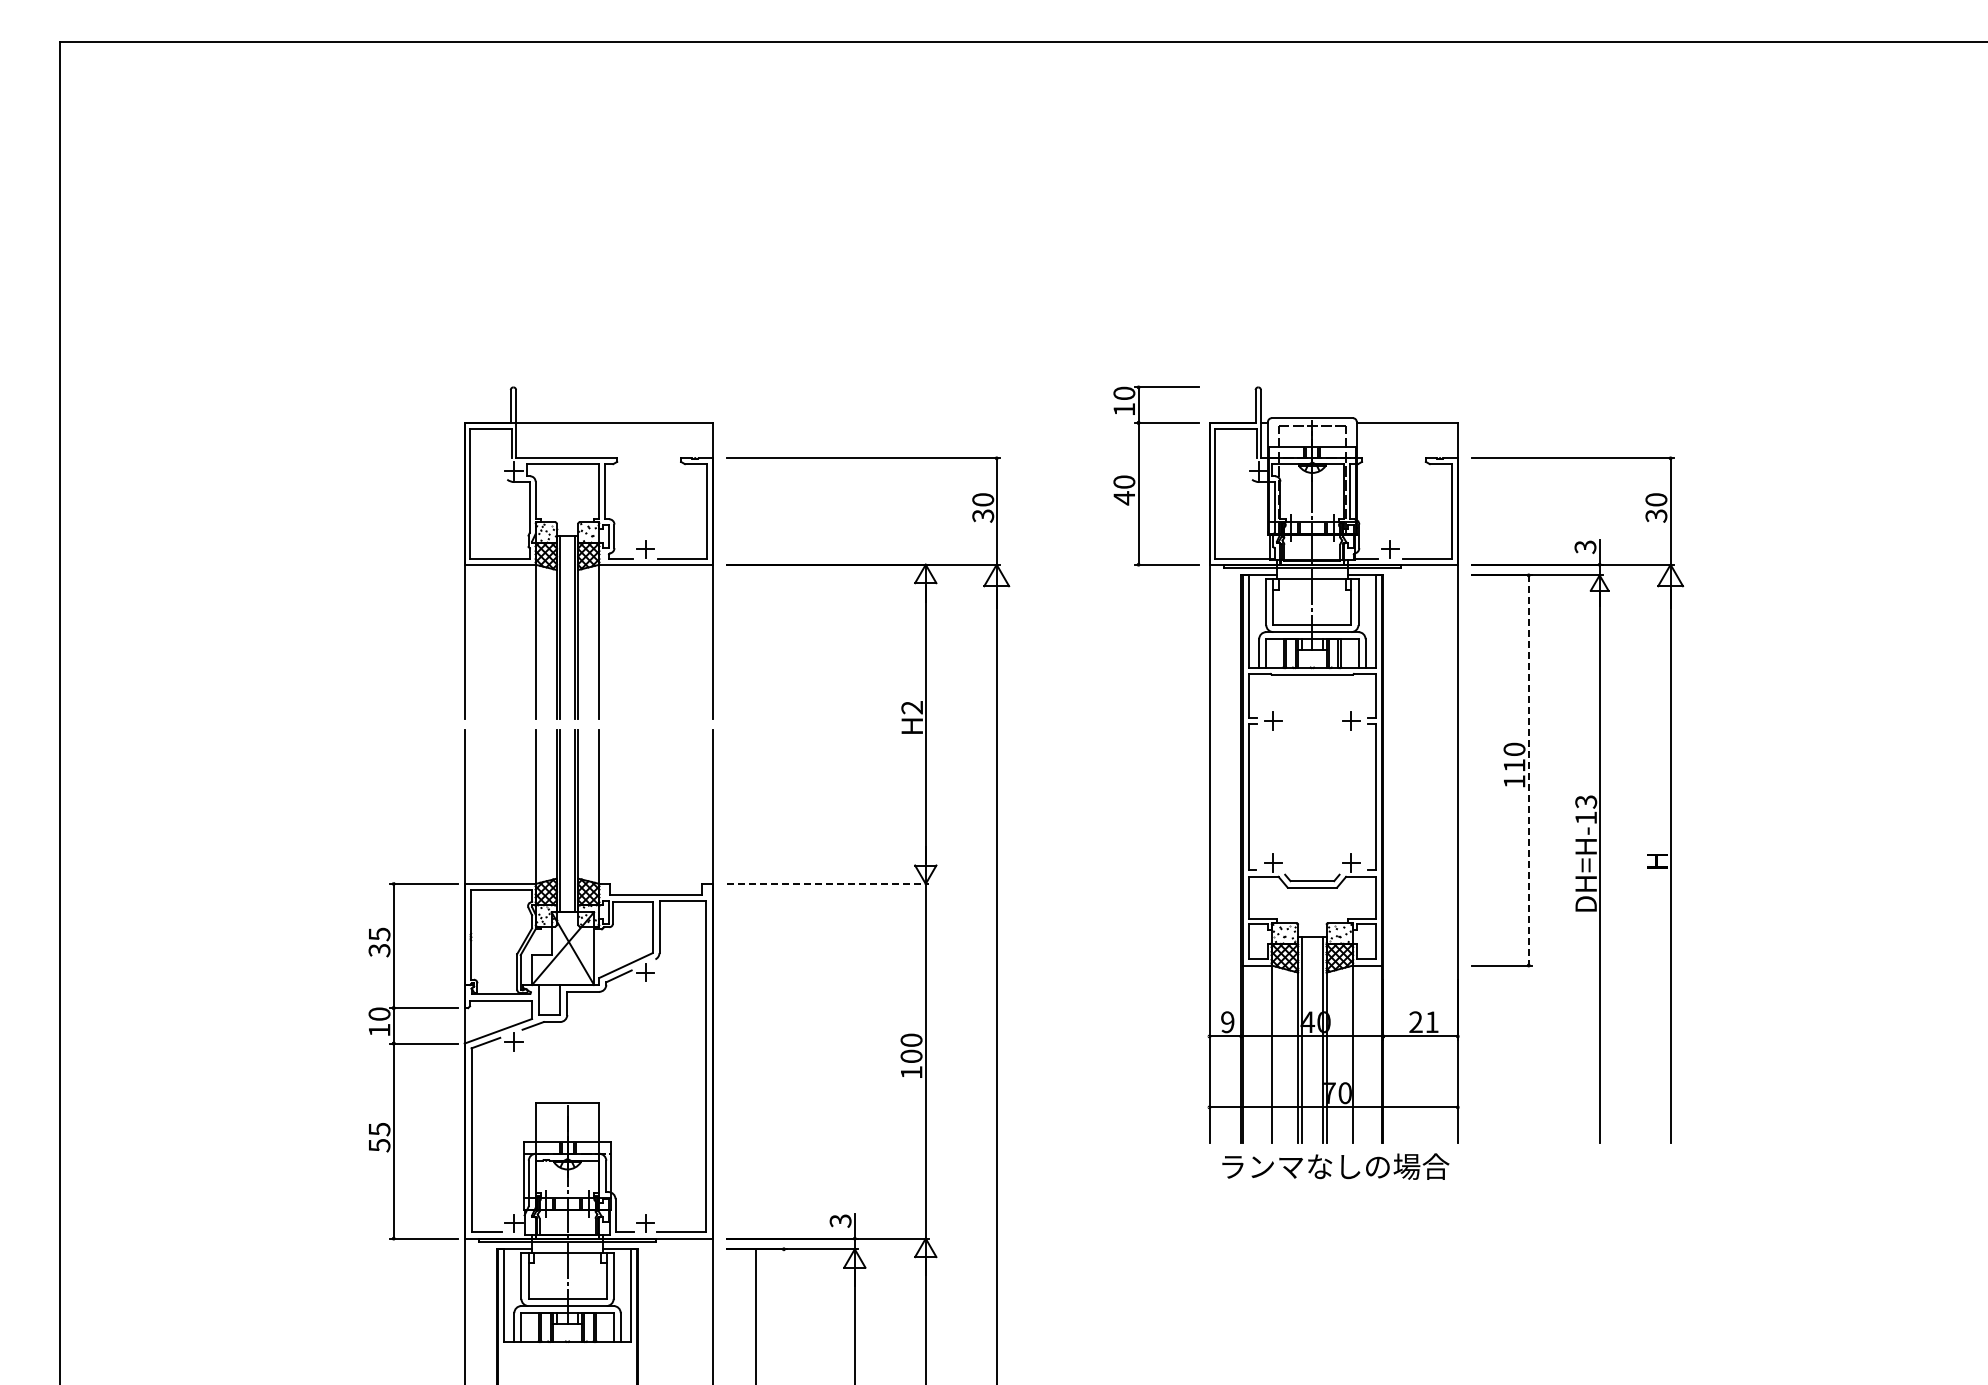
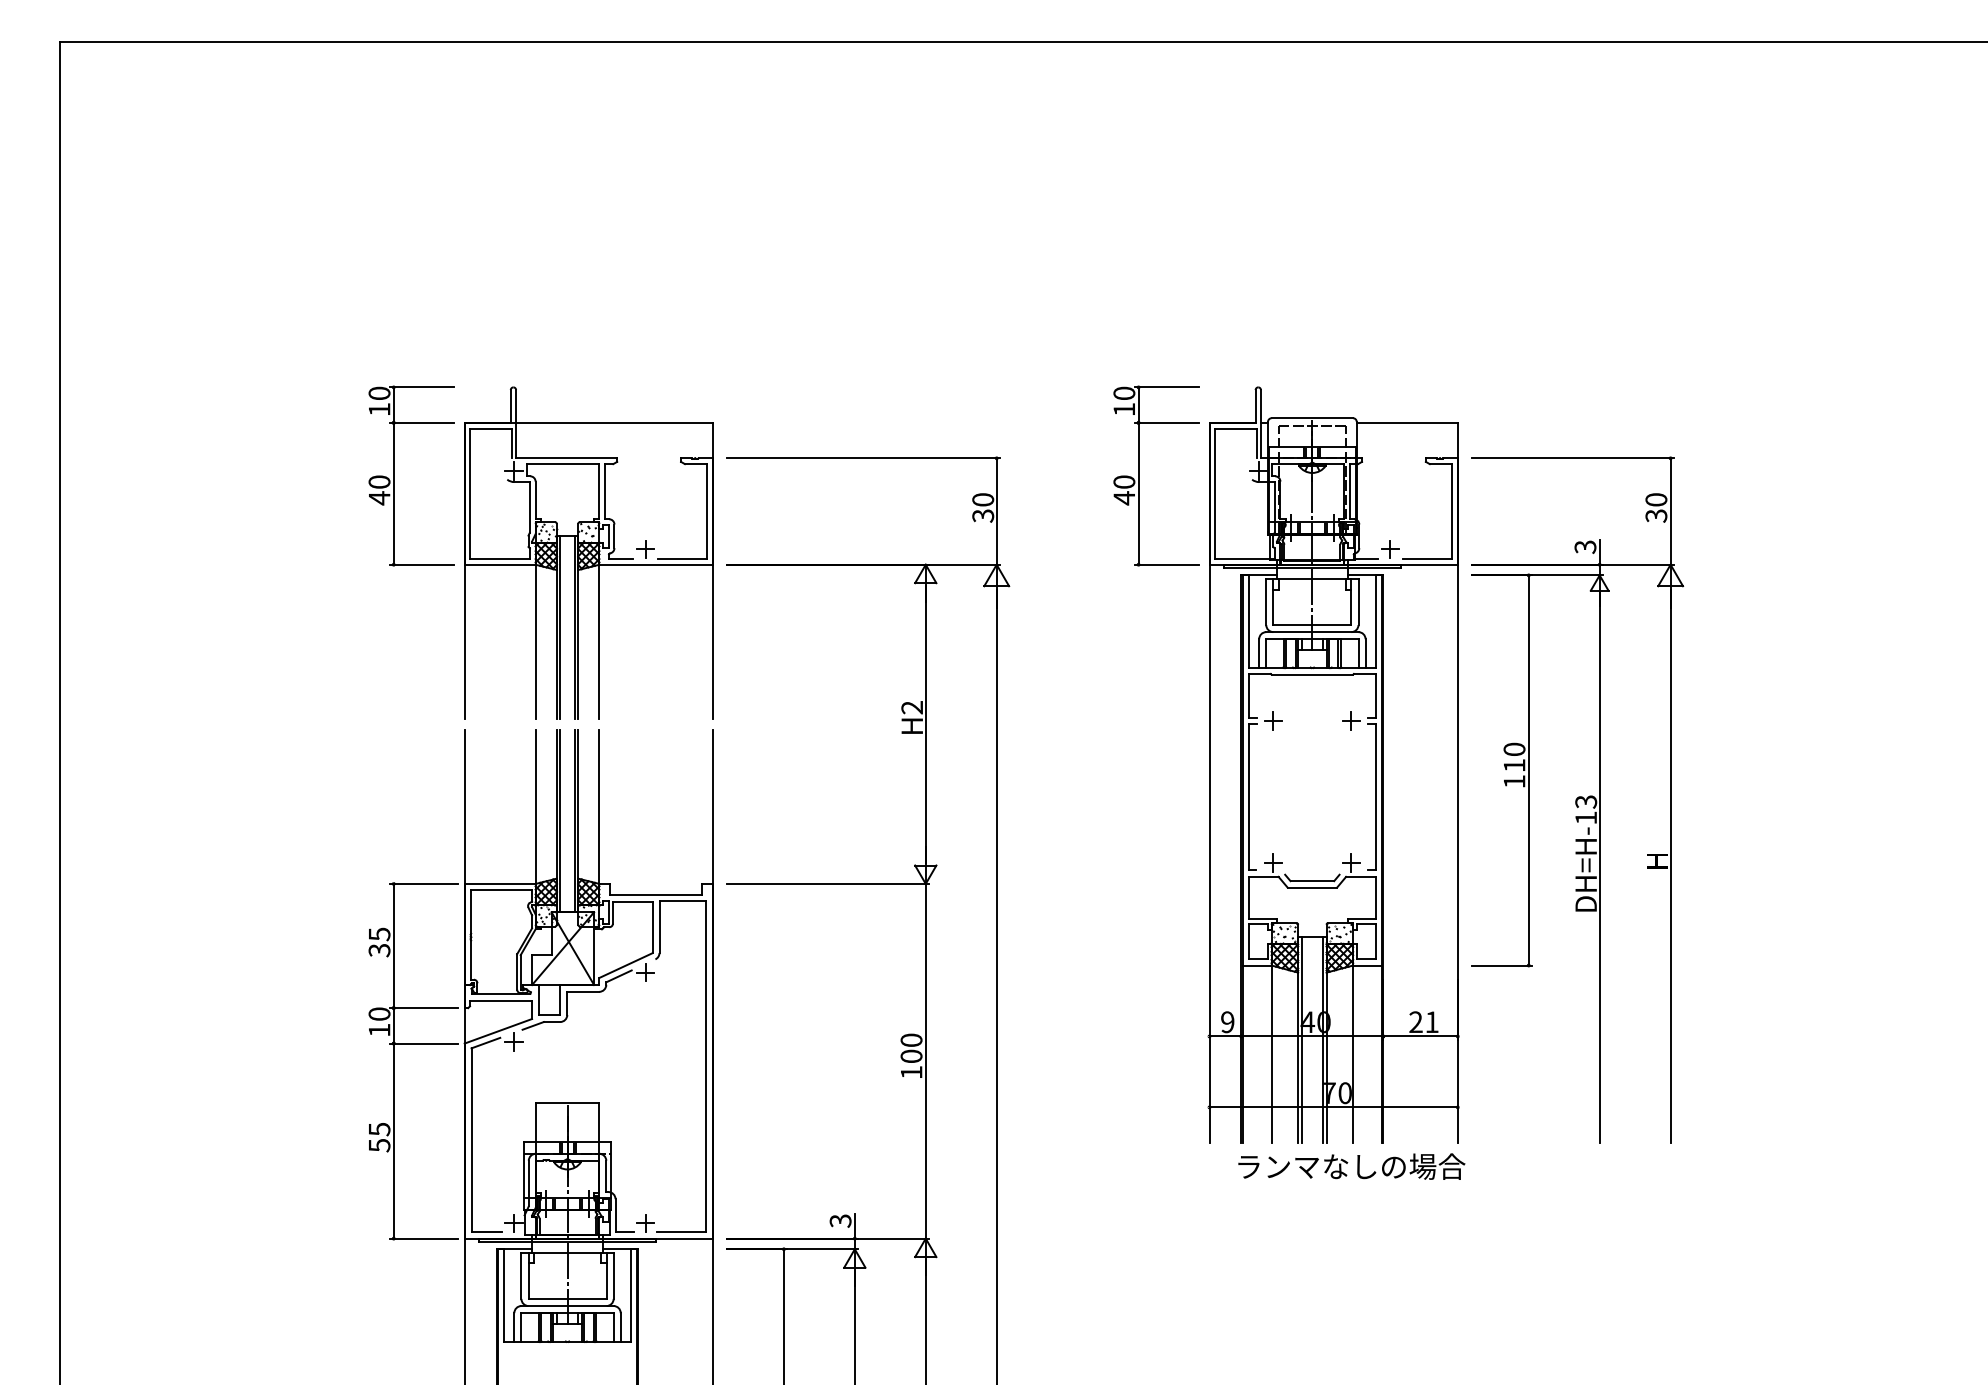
part: none -> present (394, 475)
line: dashed -> solid (1528, 770)
line: dashed -> solid (828, 883)
text position: (1335, 1166) -> (1351, 1166) (1351, 1166)
line position: (755, 1315) -> (783, 1315) (783, 1315)
